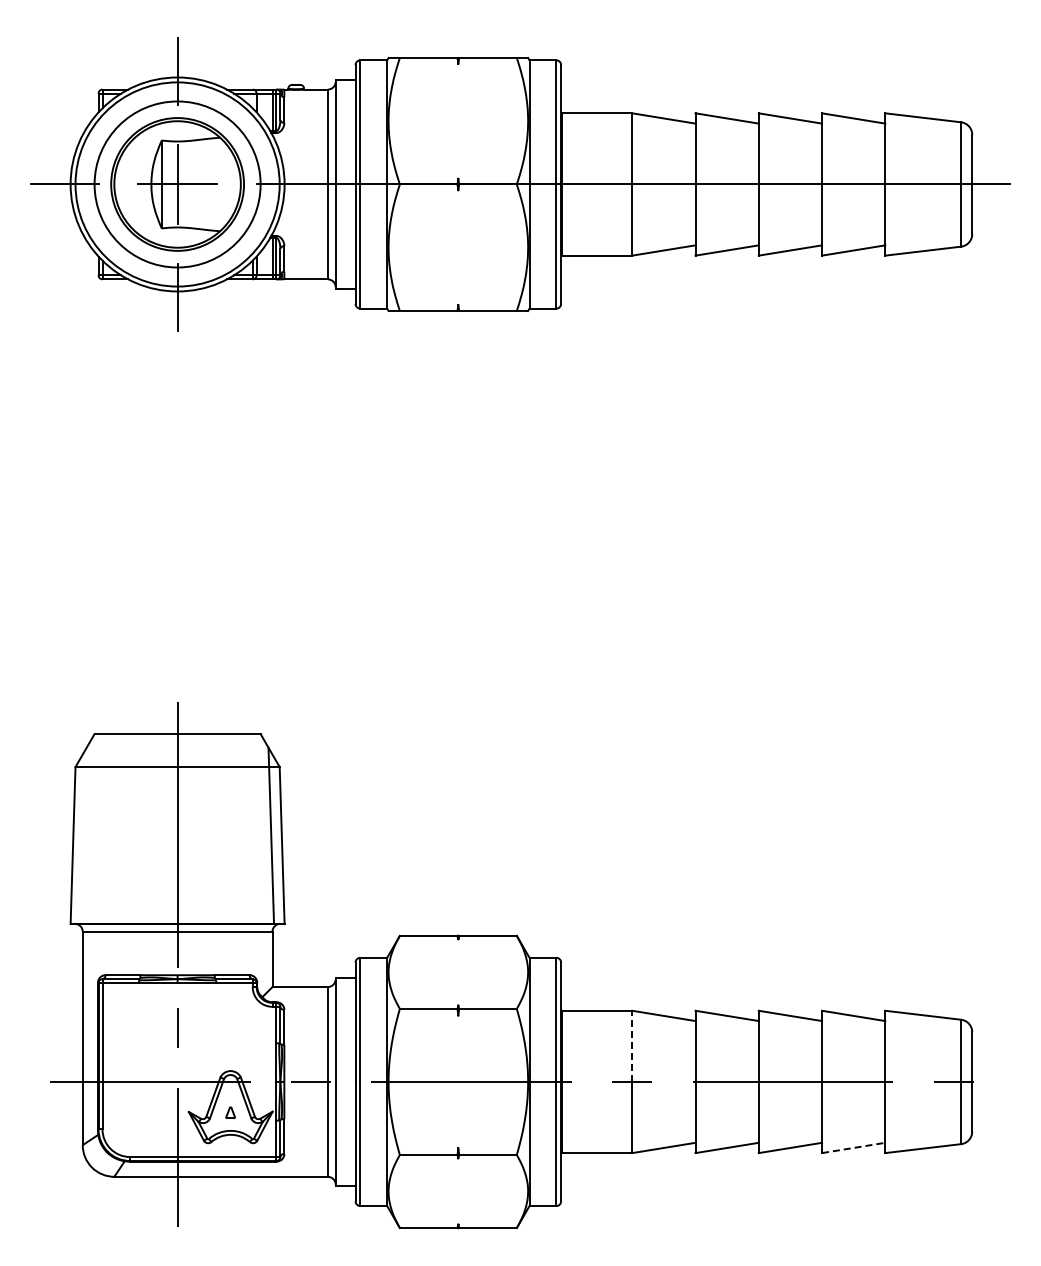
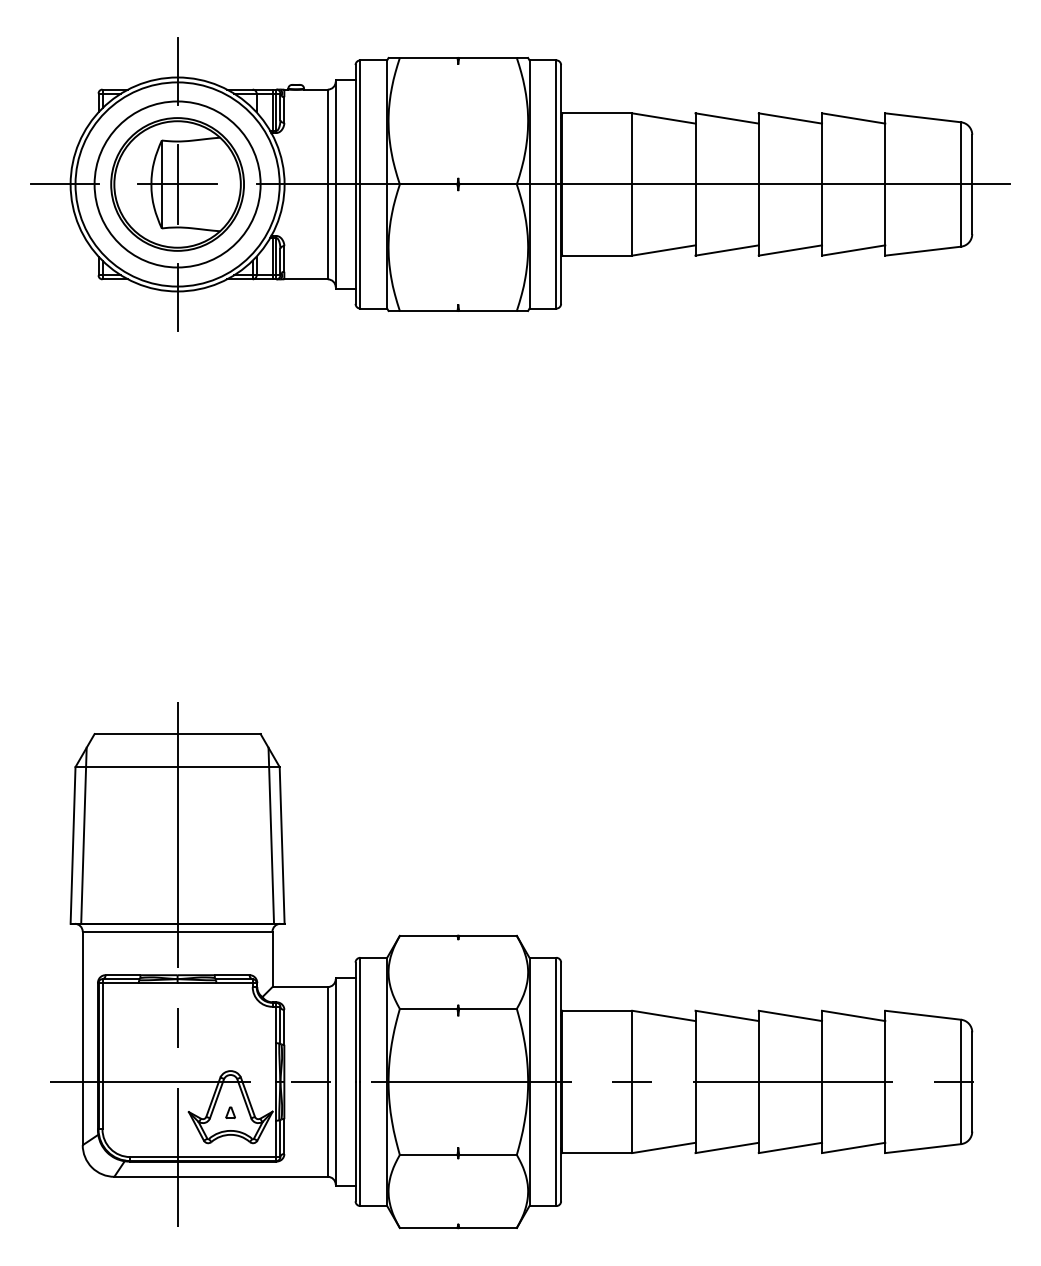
line: none -> present (83, 835)
line: dashed -> solid (632, 1046)
line: dashed -> solid (854, 1147)
